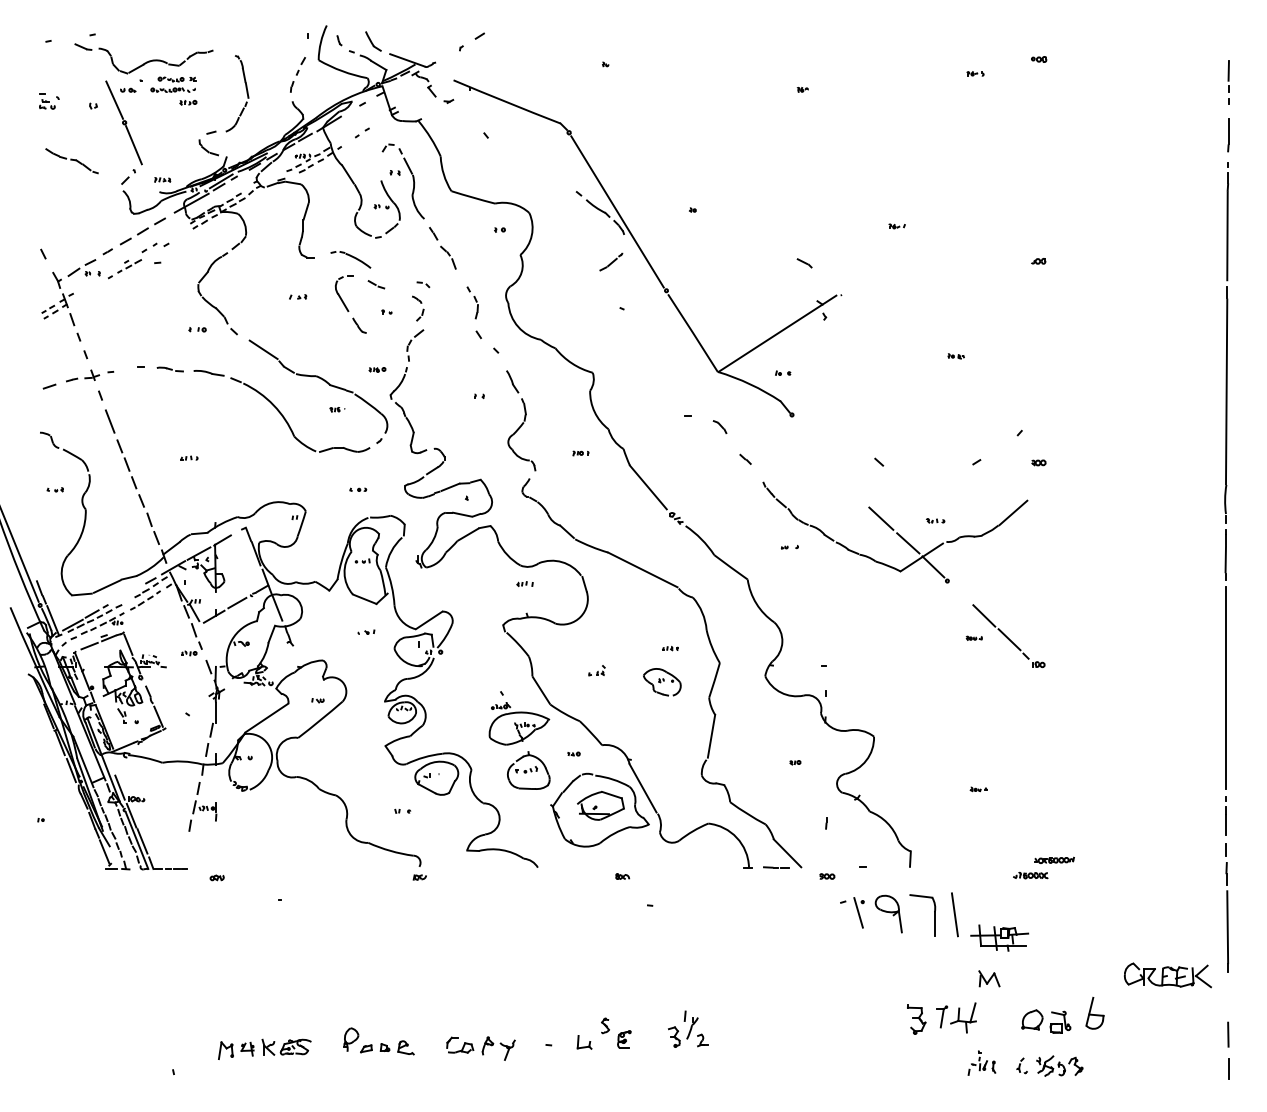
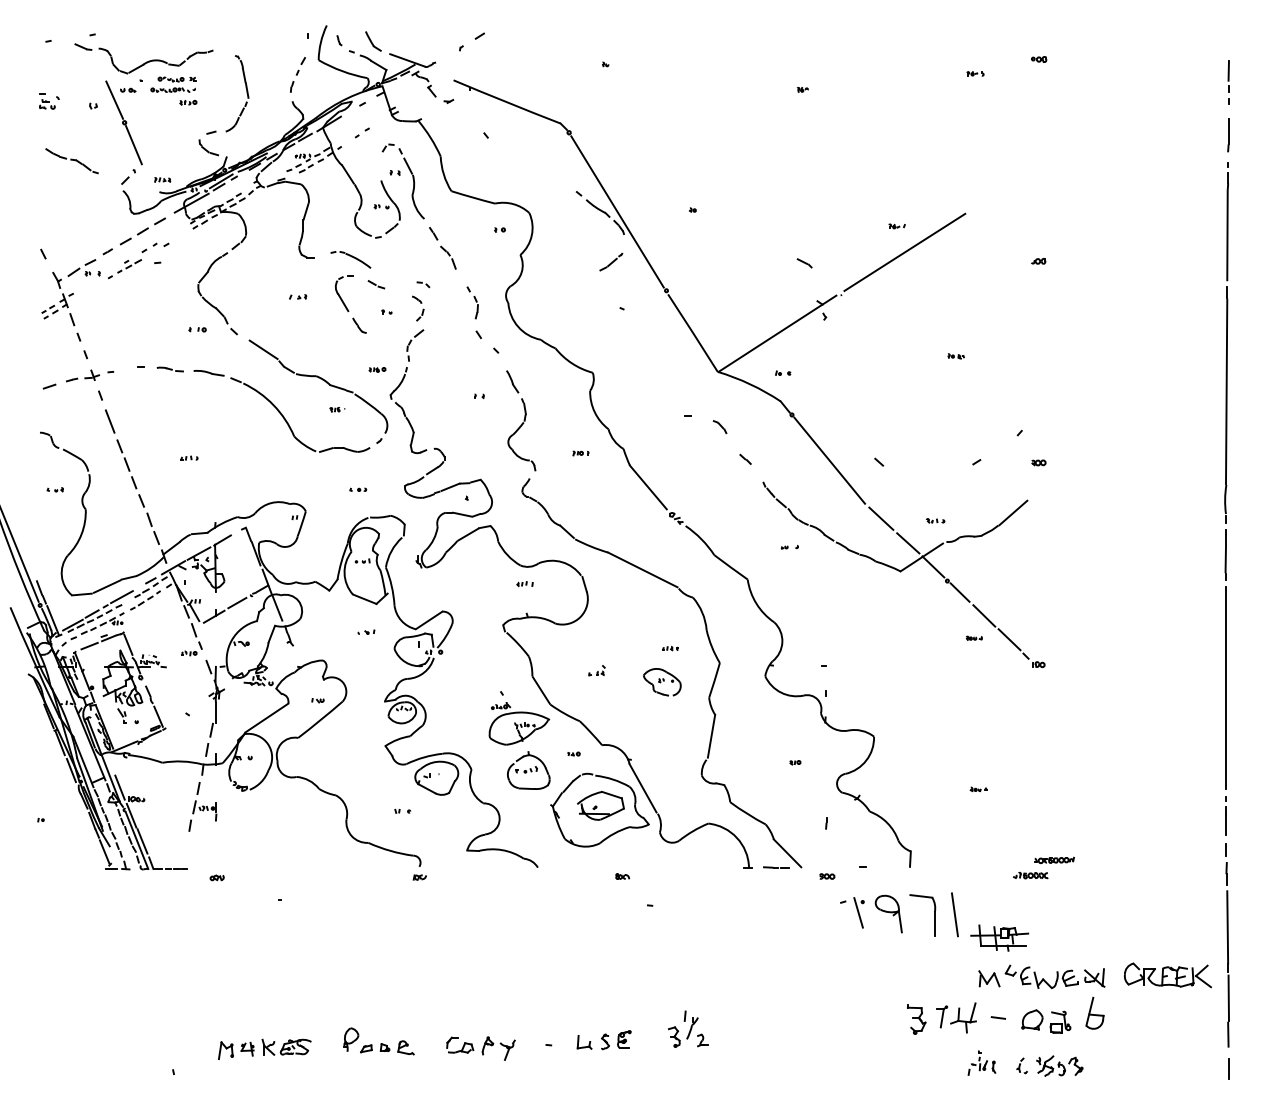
line: none -> present (904, 251)
line: none -> present (829, 460)
line: none -> present (959, 592)
line: none -> present (121, 597)
part: none -> present (1054, 976)
line: none -> present (1228, 997)
line: none -> present (997, 1017)
part position: (605, 1025) -> (605, 1041) (605, 1041)
